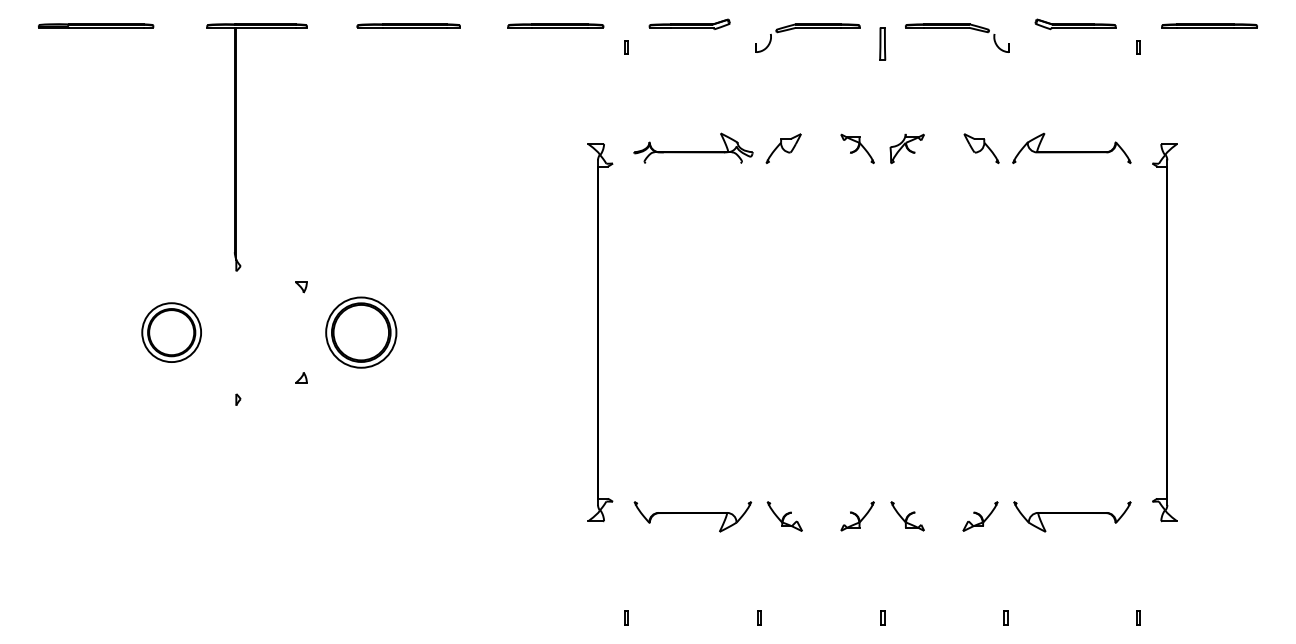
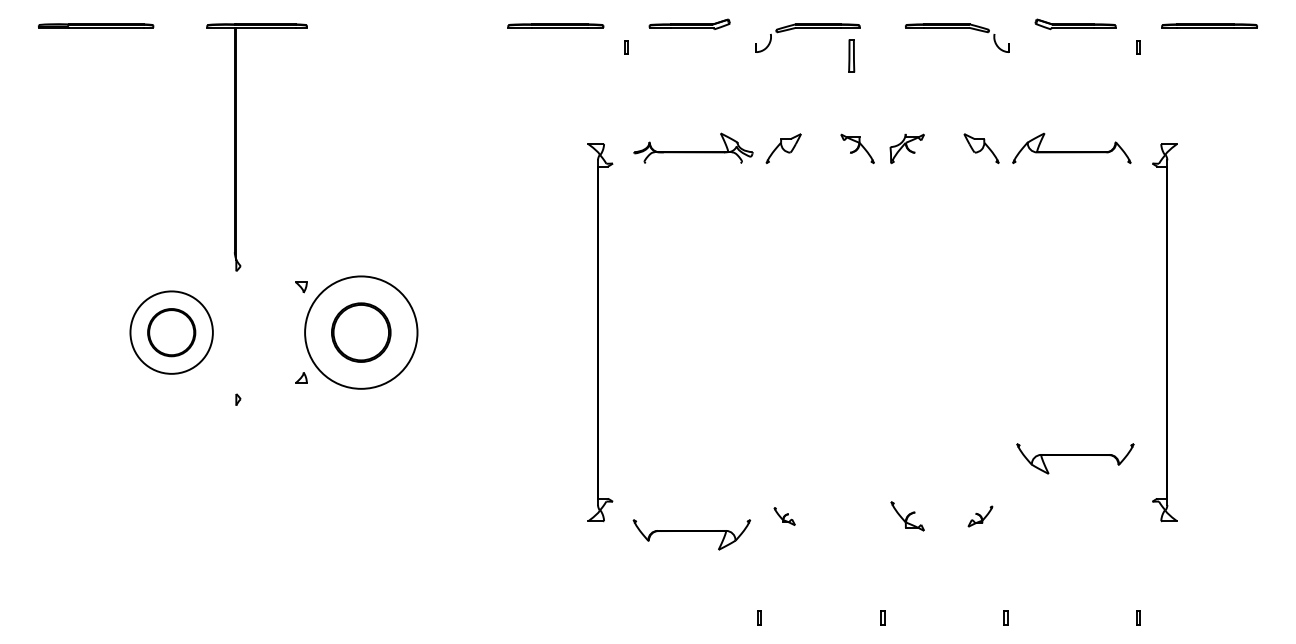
part: present -> none (408, 25)
part position: (882, 43) -> (851, 55) (851, 55)
circle diameter: 59 px -> 82 px (171, 332)
circle diameter: 70 px -> 112 px (361, 332)
part position: (692, 516) -> (691, 534) (691, 534)
part size: 37x31 px -> 23x19 px (784, 516)
part: present -> none (857, 516)
part size: 37x31 px -> 27x23 px (980, 516)
part position: (1072, 516) -> (1075, 458) (1075, 458)
part: present -> none (626, 617)
